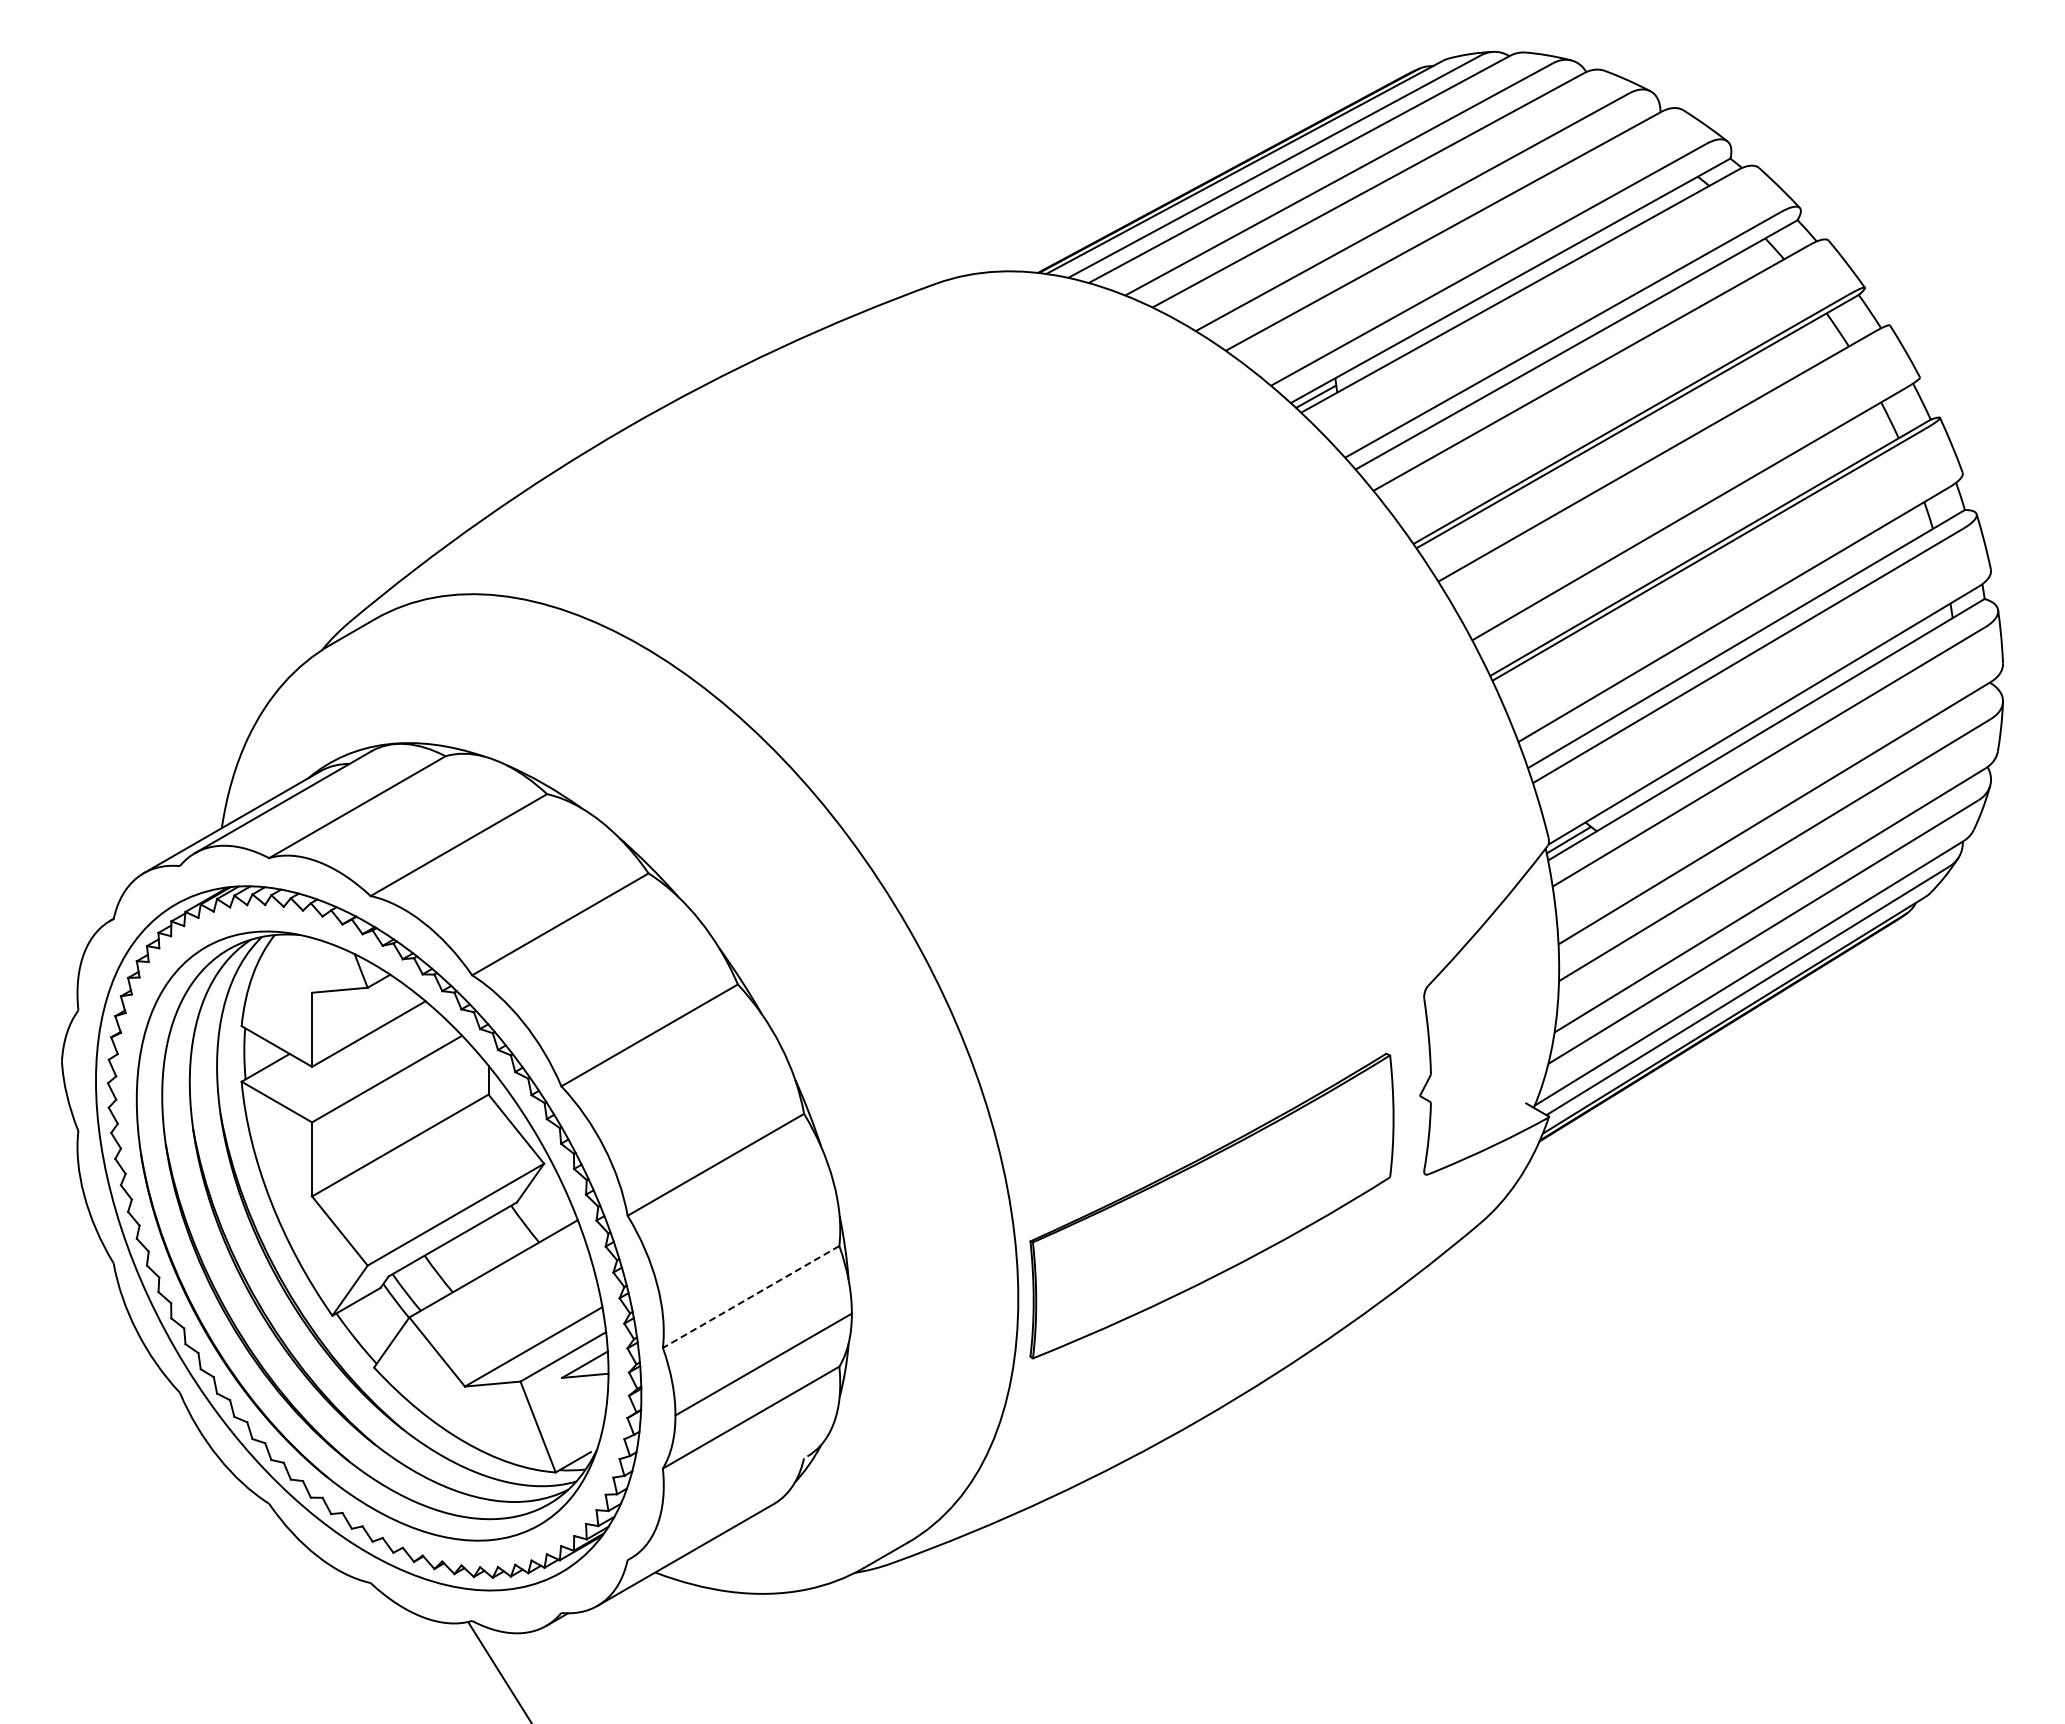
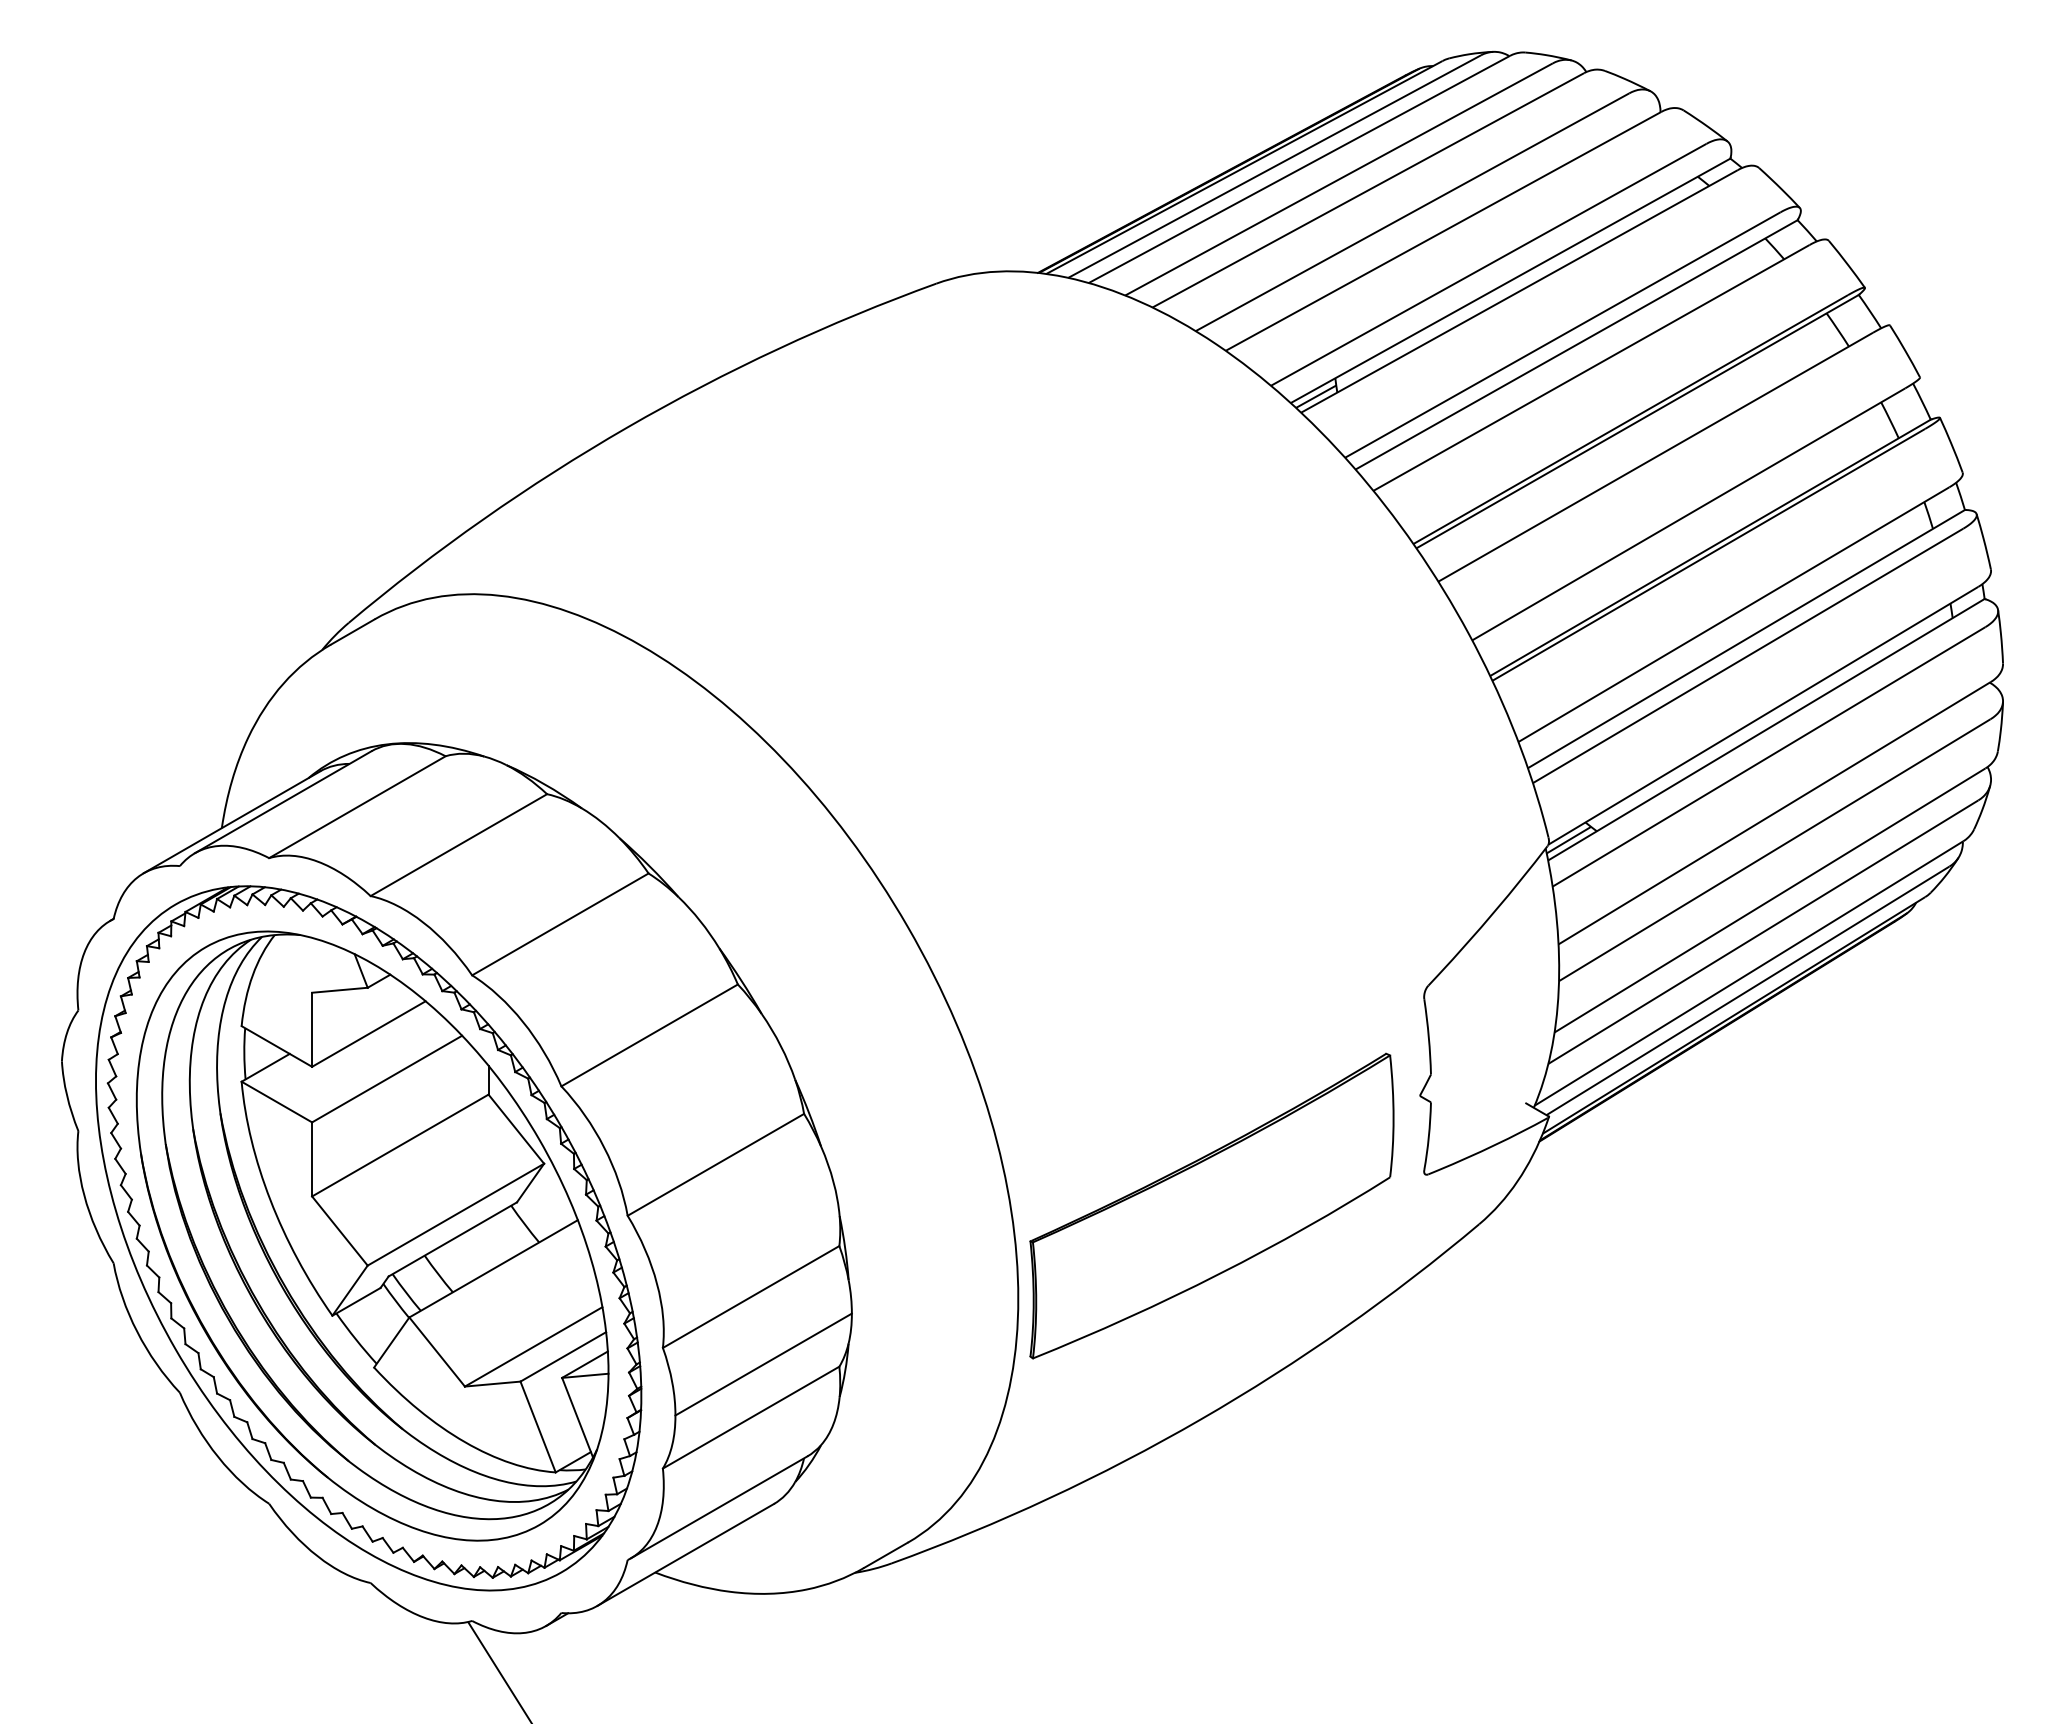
line: dashed -> solid (751, 1297)
line: none -> present (577, 1417)
line: none -> present (718, 1507)
